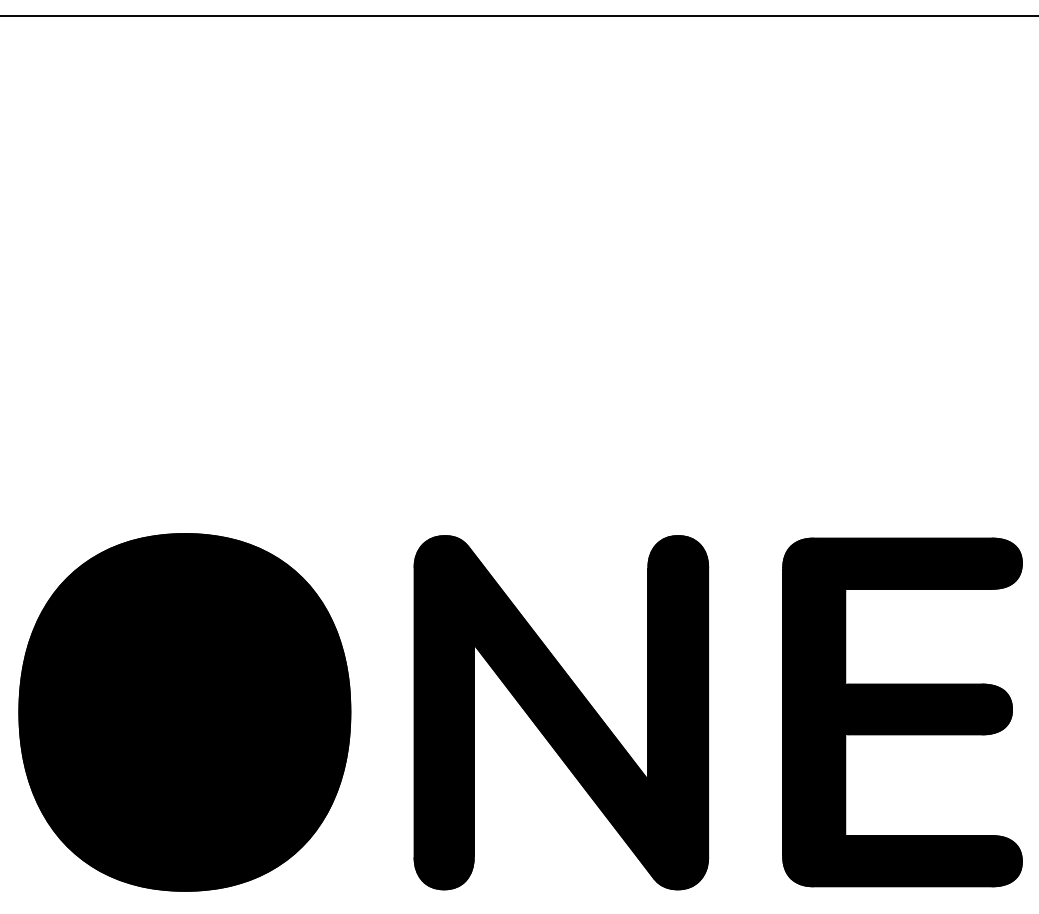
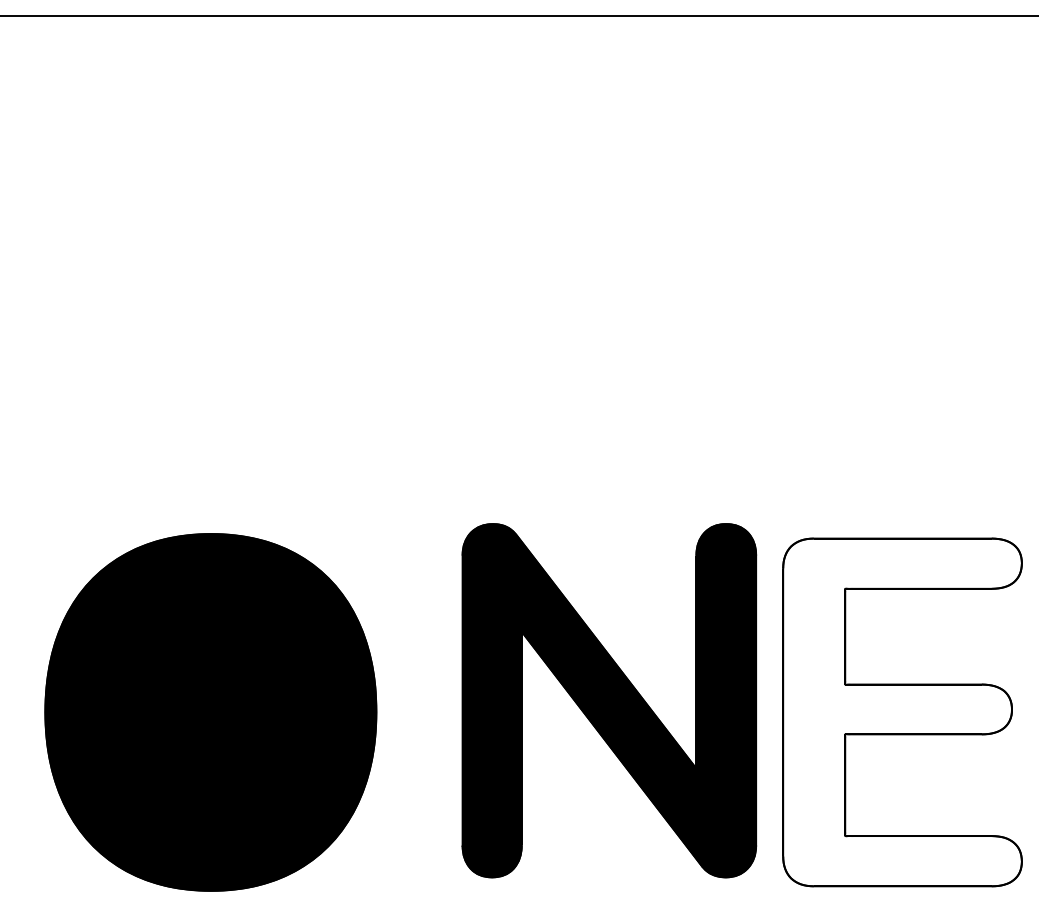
part position: (184, 712) -> (210, 712) (210, 712)
part position: (561, 712) -> (609, 700) (609, 700)
fill: present -> none (902, 712)
